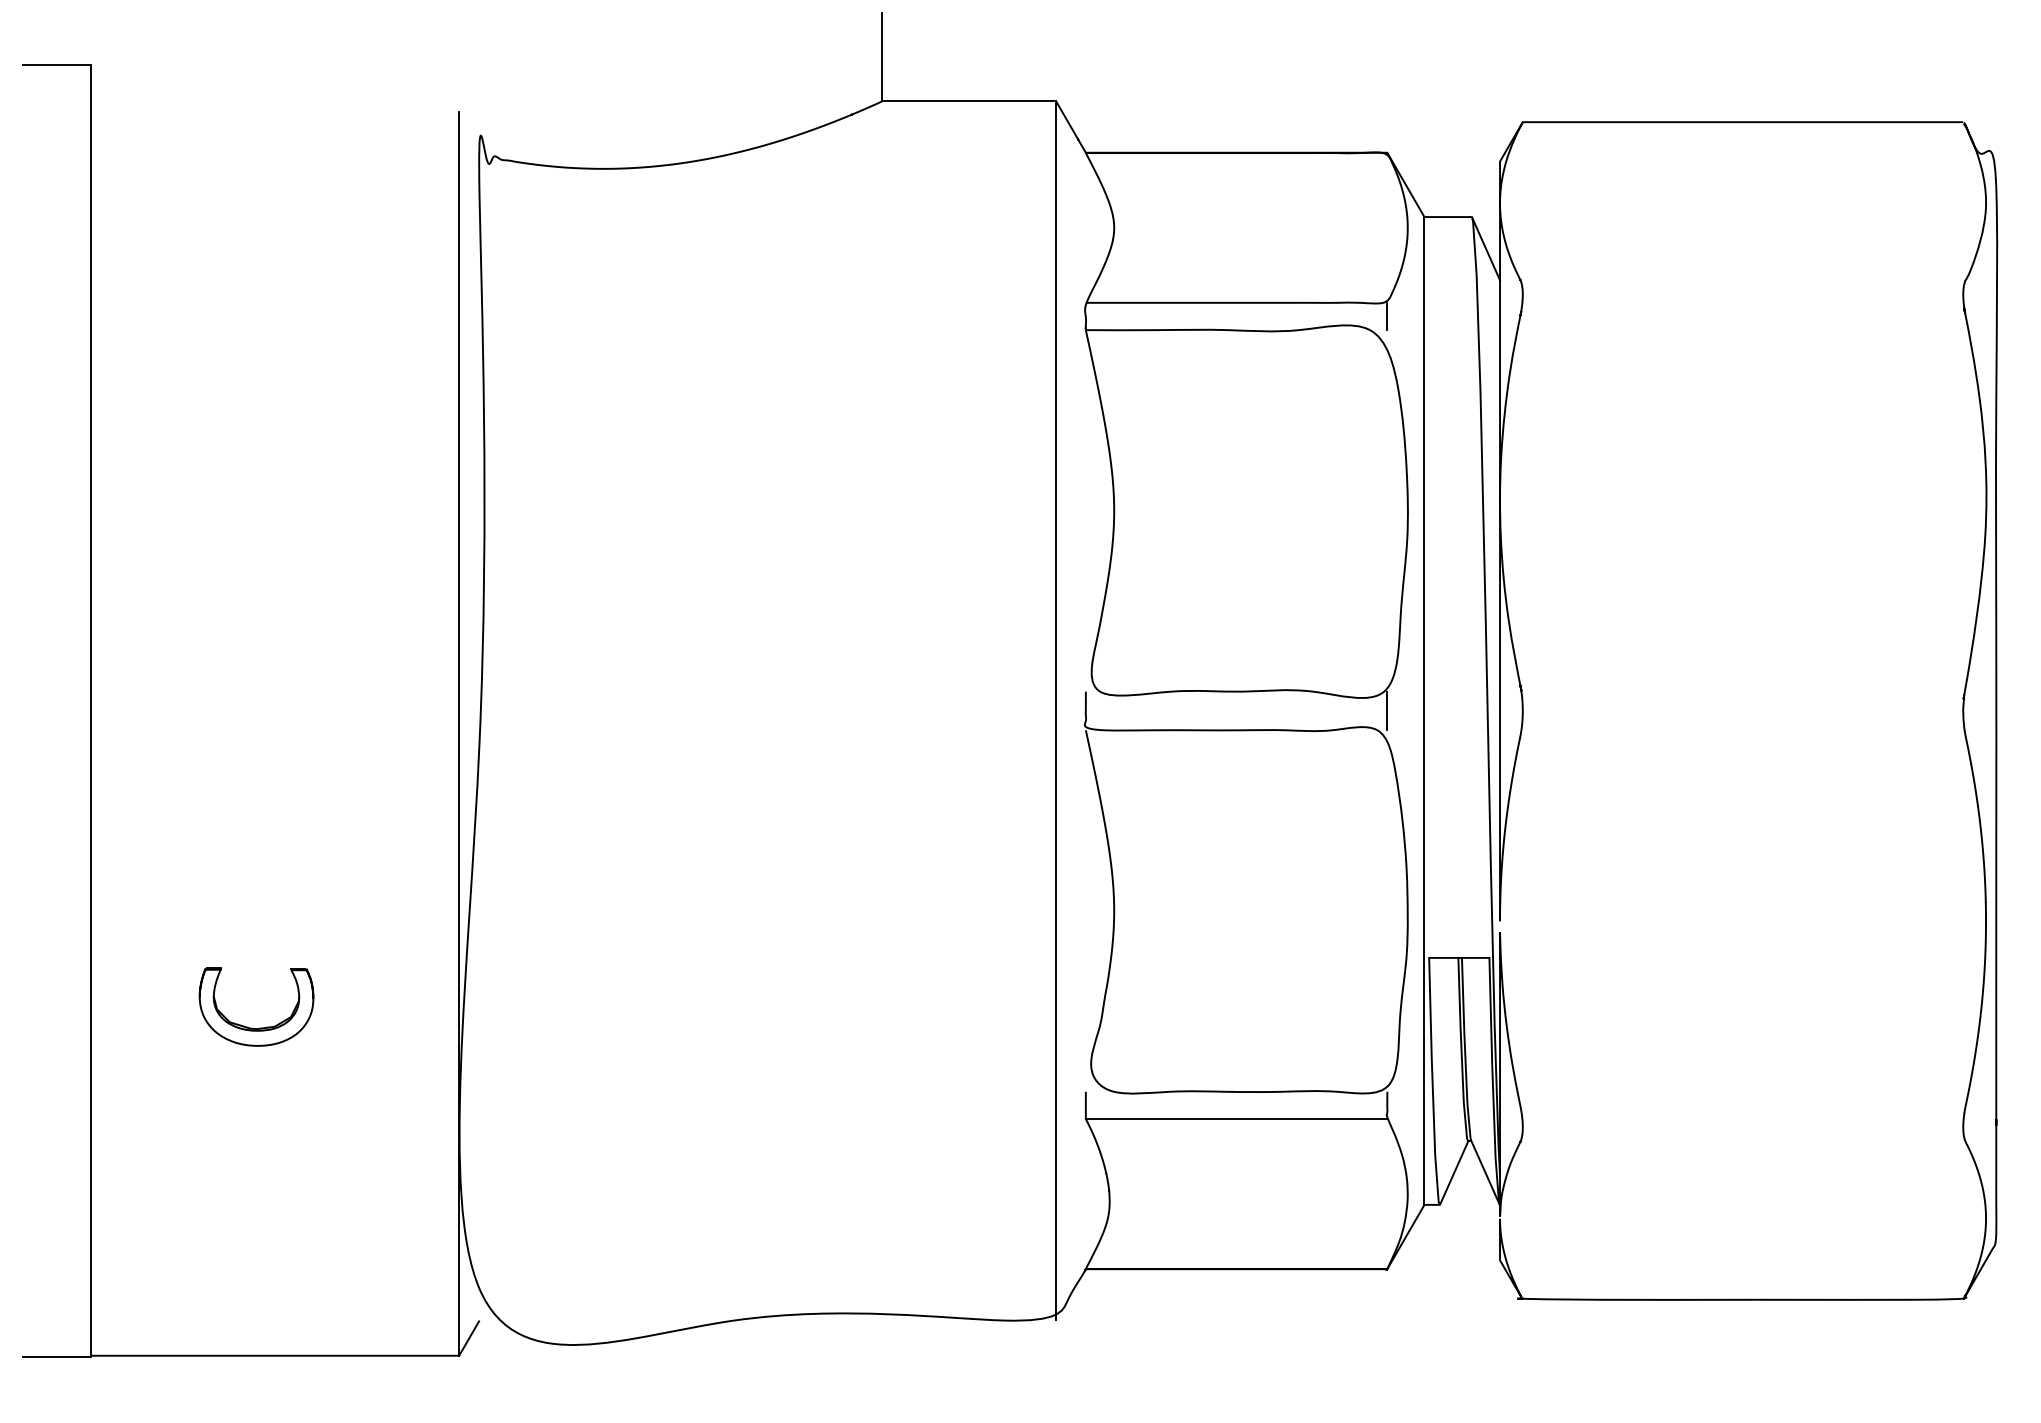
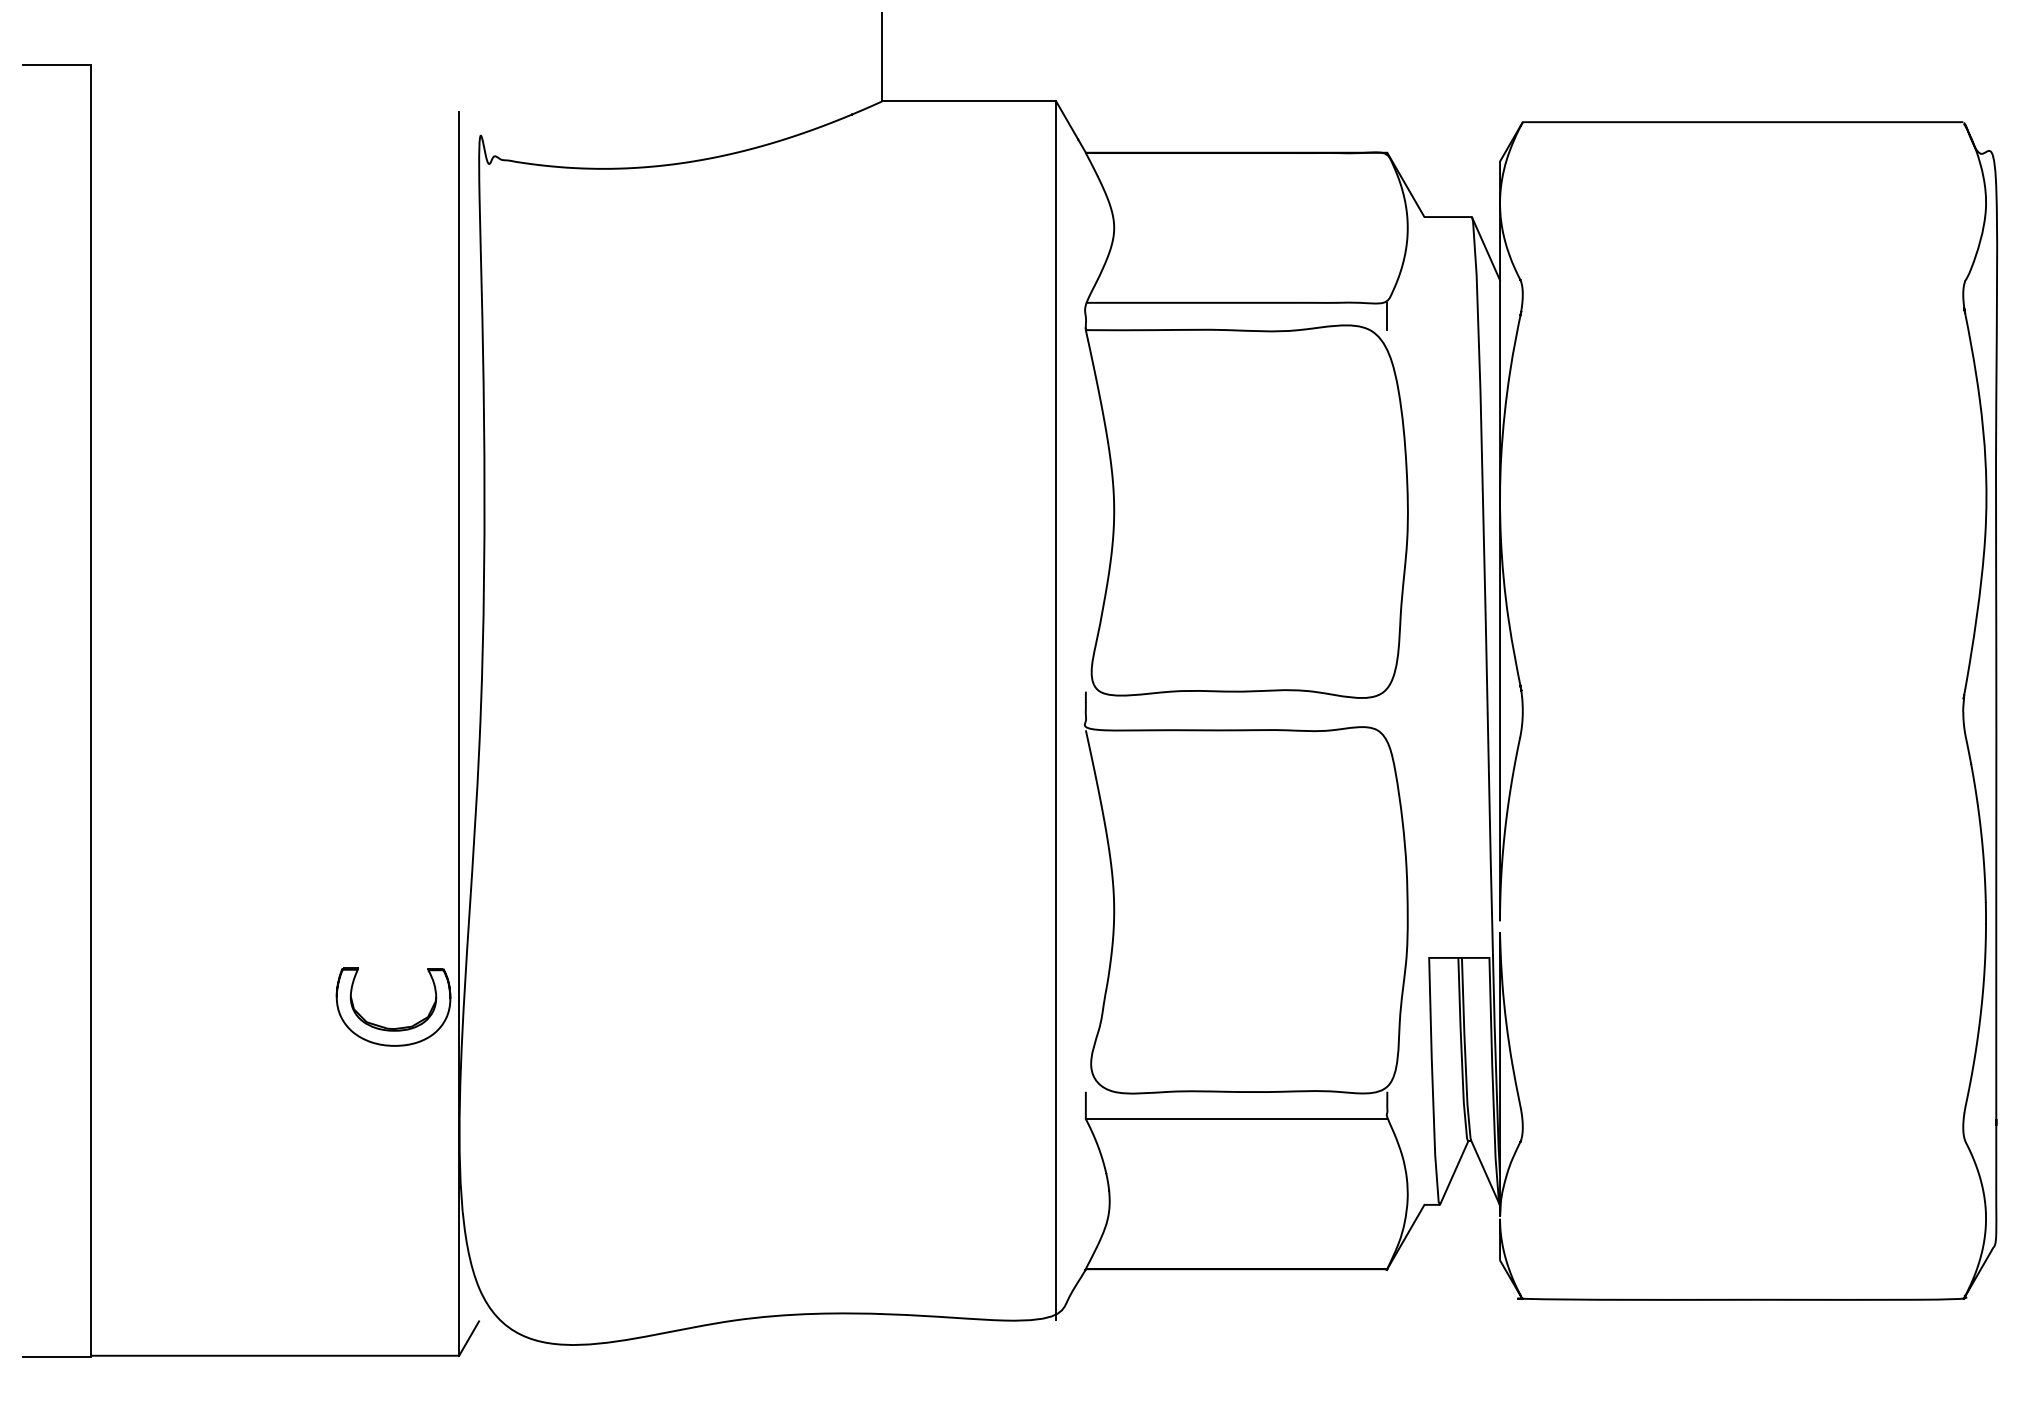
line: present -> none (1387, 710)
line: present -> none (1424, 710)
part position: (259, 1027) -> (396, 1027) (396, 1027)
